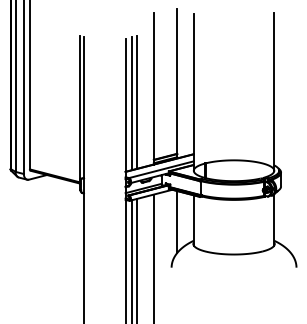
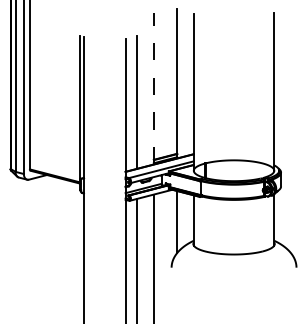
line: solid -> dashed (153, 88)
line: present -> none (132, 103)
line: present -> none (132, 260)
